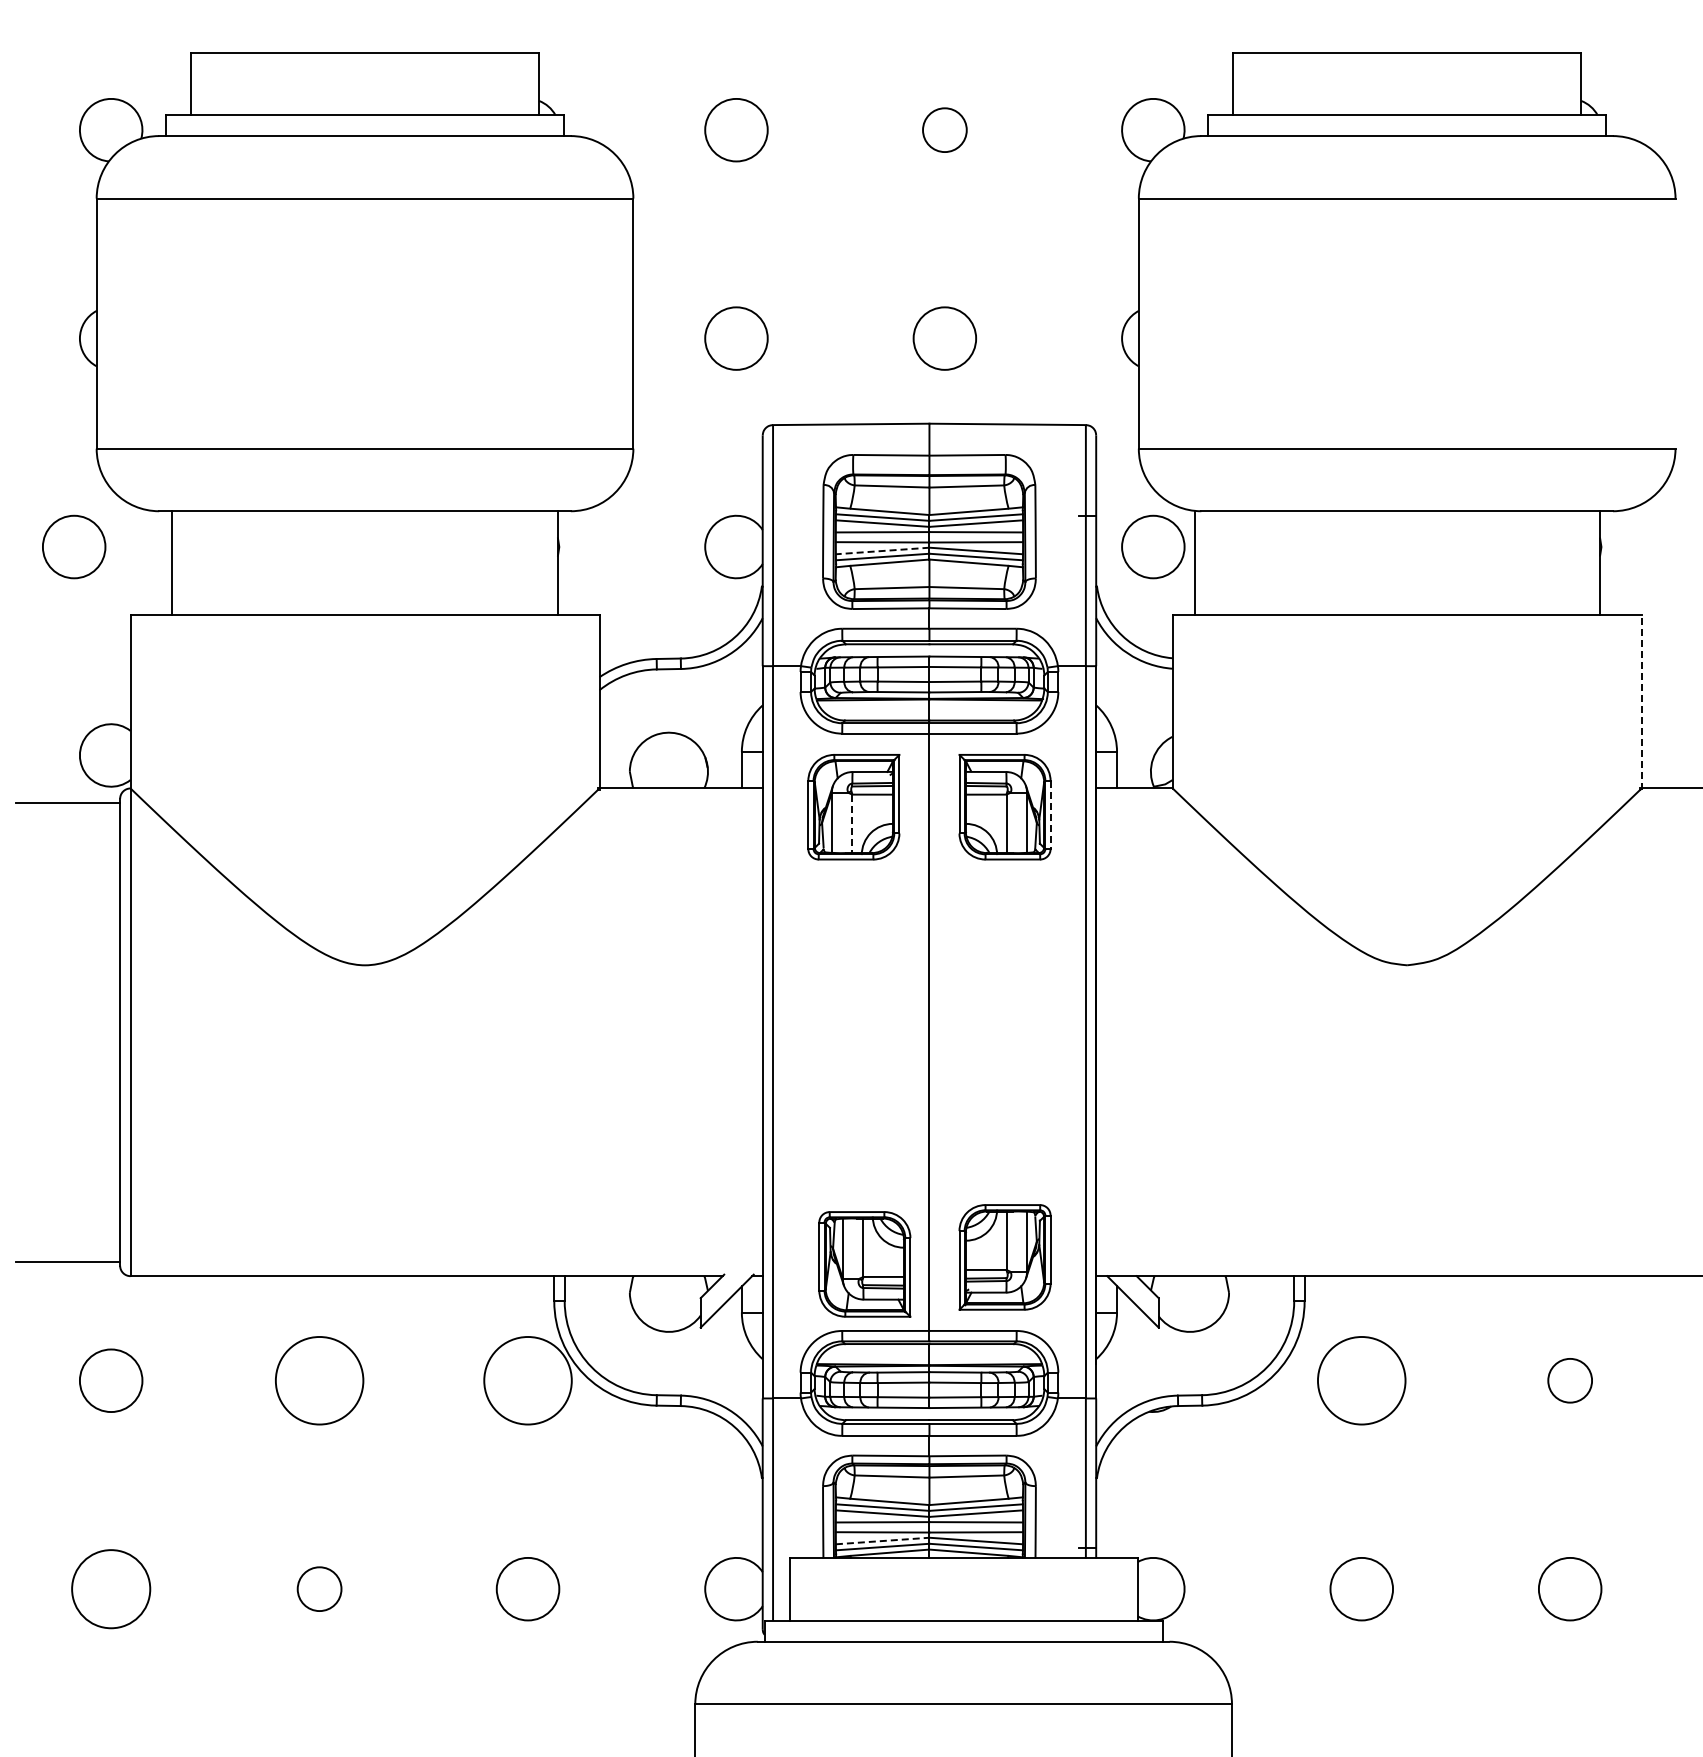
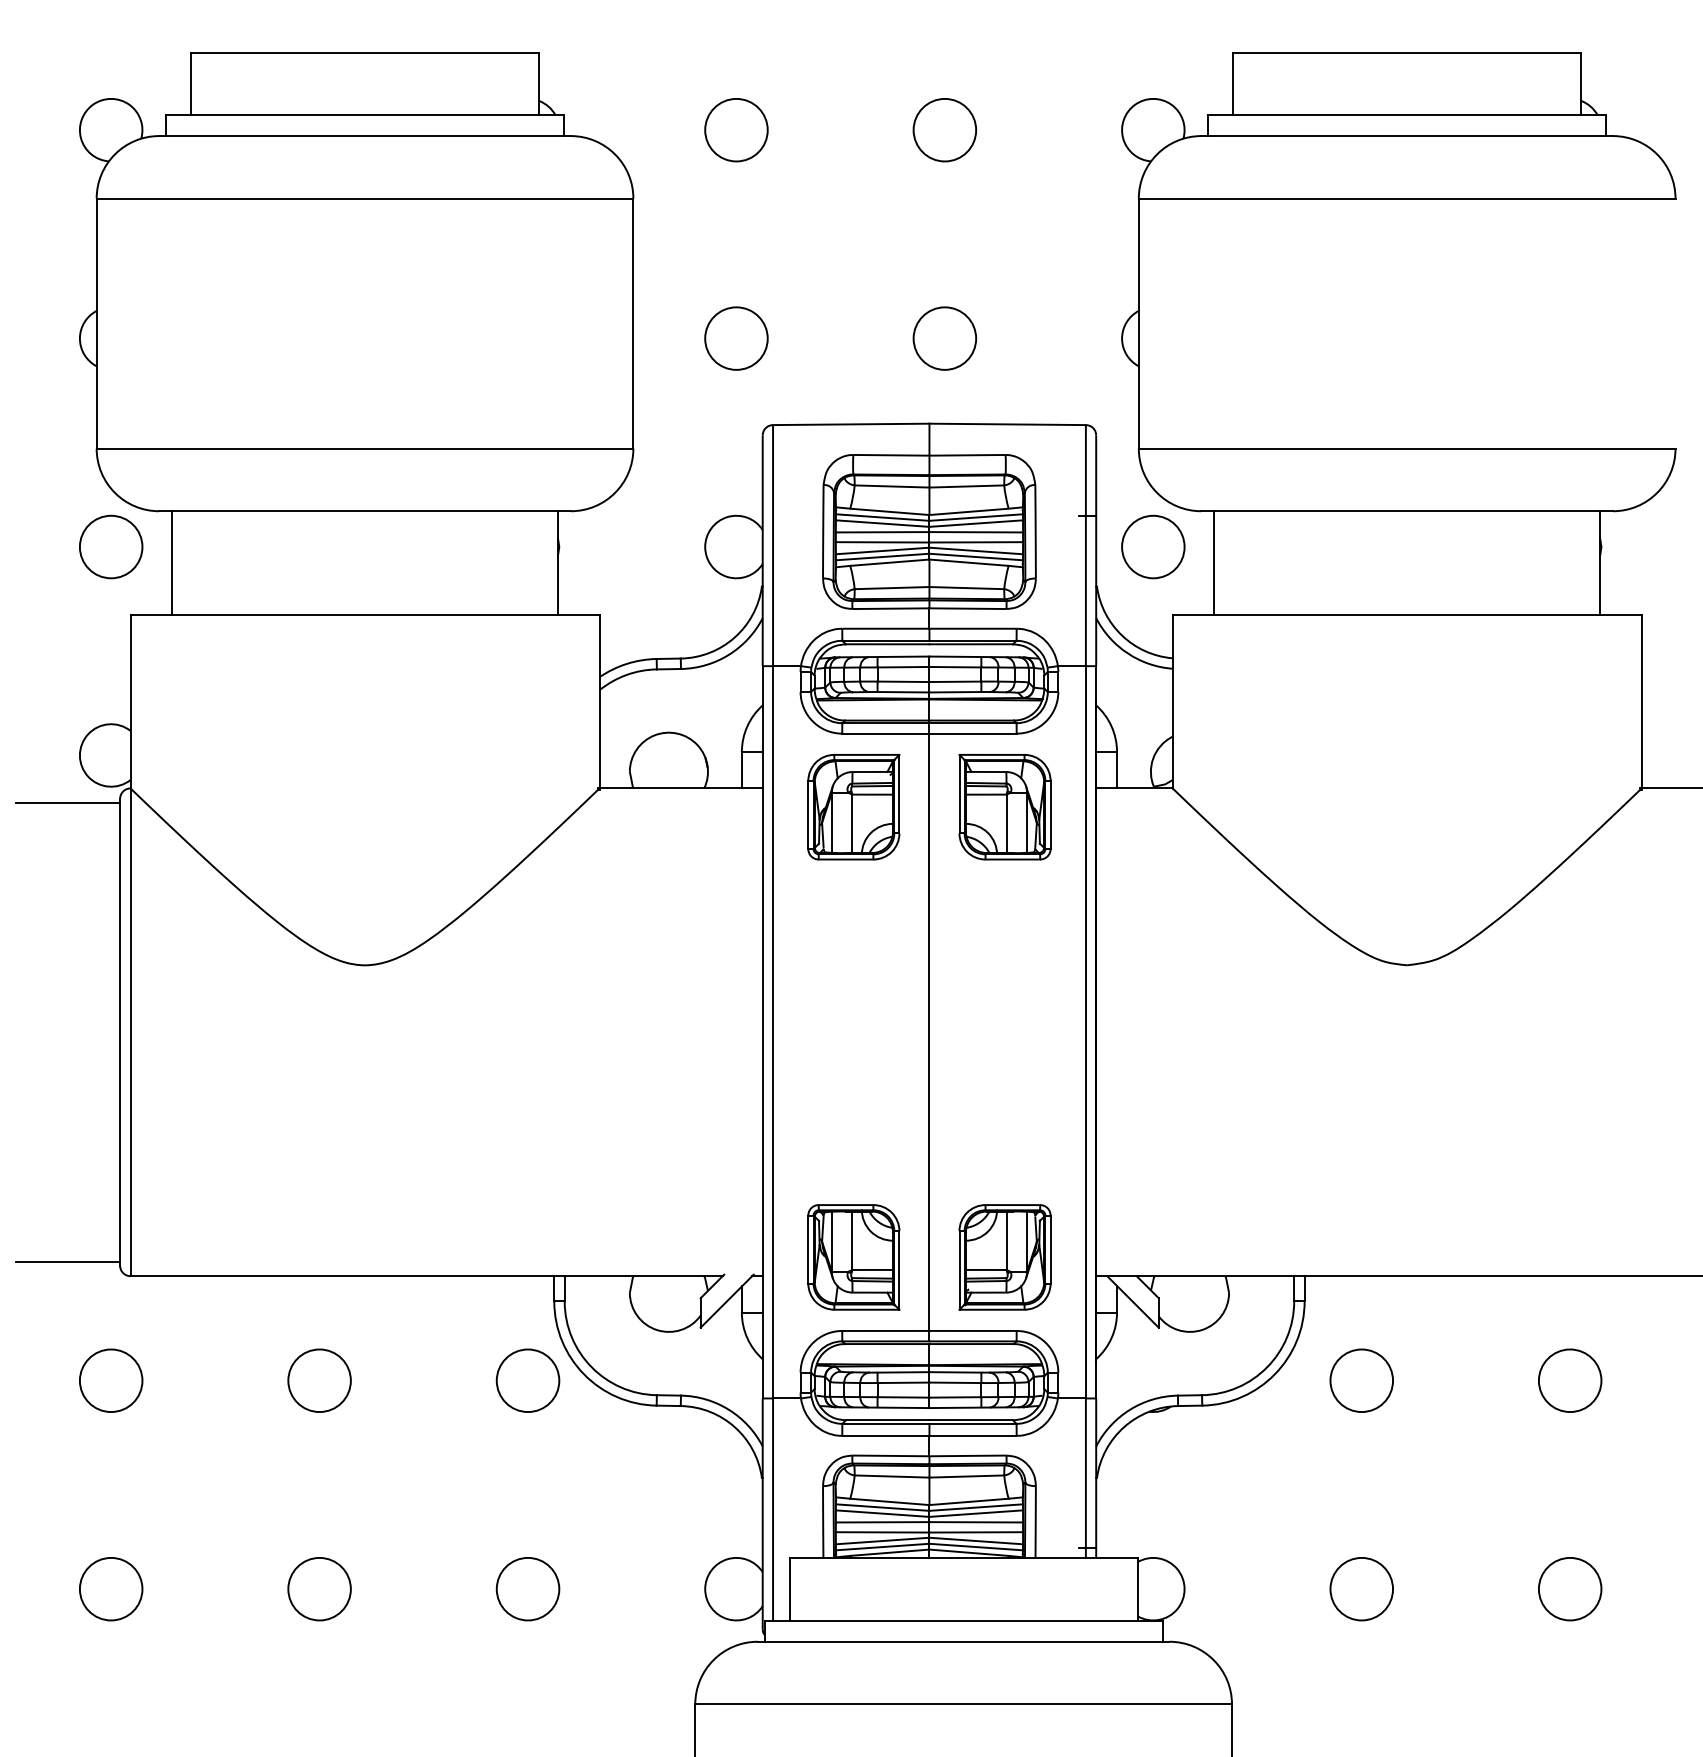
circle diameter: 44 px -> 63 px (944, 129)
circle position: (74, 546) -> (111, 546) (111, 546)
line: dashed -> solid (882, 550)
line position: (1195, 563) -> (1214, 563) (1214, 563)
line: dashed -> solid (1641, 702)
line: dashed -> solid (1050, 815)
line: dashed -> solid (852, 824)
part position: (864, 1264) -> (853, 1257) (853, 1257)
circle diameter: 88 px -> 63 px (319, 1380)
circle diameter: 88 px -> 63 px (527, 1380)
circle diameter: 88 px -> 63 px (1361, 1380)
circle diameter: 44 px -> 63 px (1569, 1380)
line: dashed -> solid (882, 1541)
circle diameter: 78 px -> 63 px (110, 1588)
circle diameter: 44 px -> 63 px (319, 1588)
